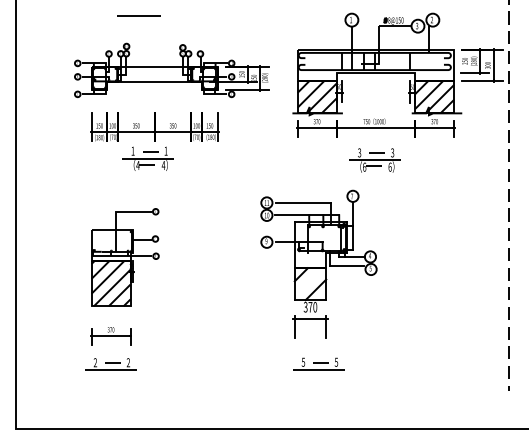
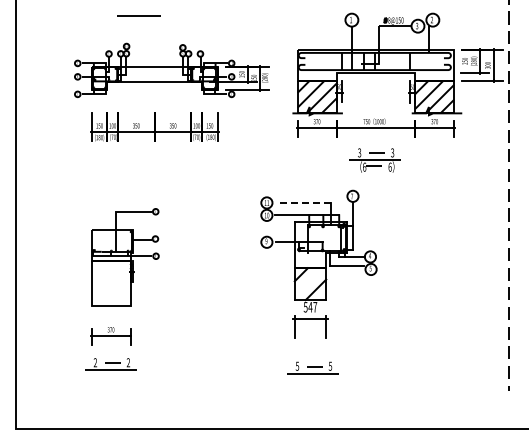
part: present -> none (147, 158)
line: solid -> dashed (302, 203)
hatch: present -> none (110, 283)
text: 370 -> 547 (310, 307)
part position: (318, 363) -> (312, 367) (312, 367)
